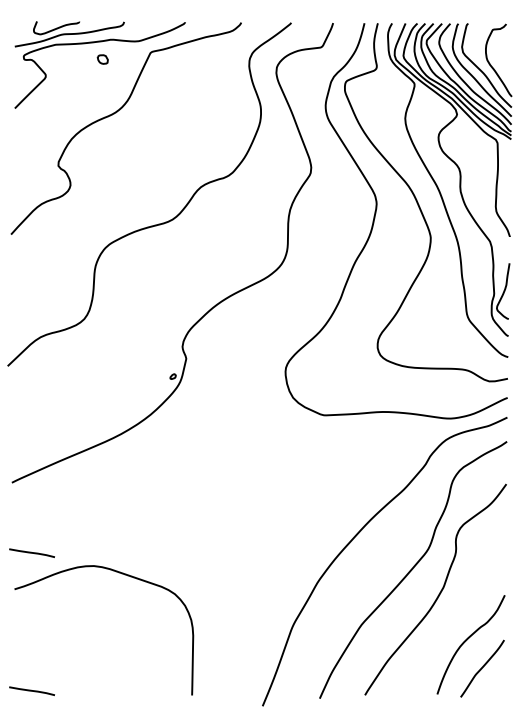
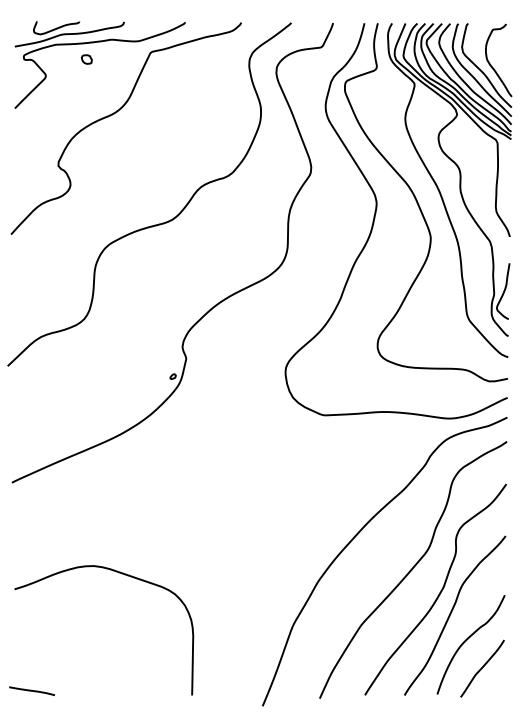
part position: (102, 59) -> (86, 59) (86, 59)
line: present -> none (31, 552)
curve: none -> present (451, 614)
